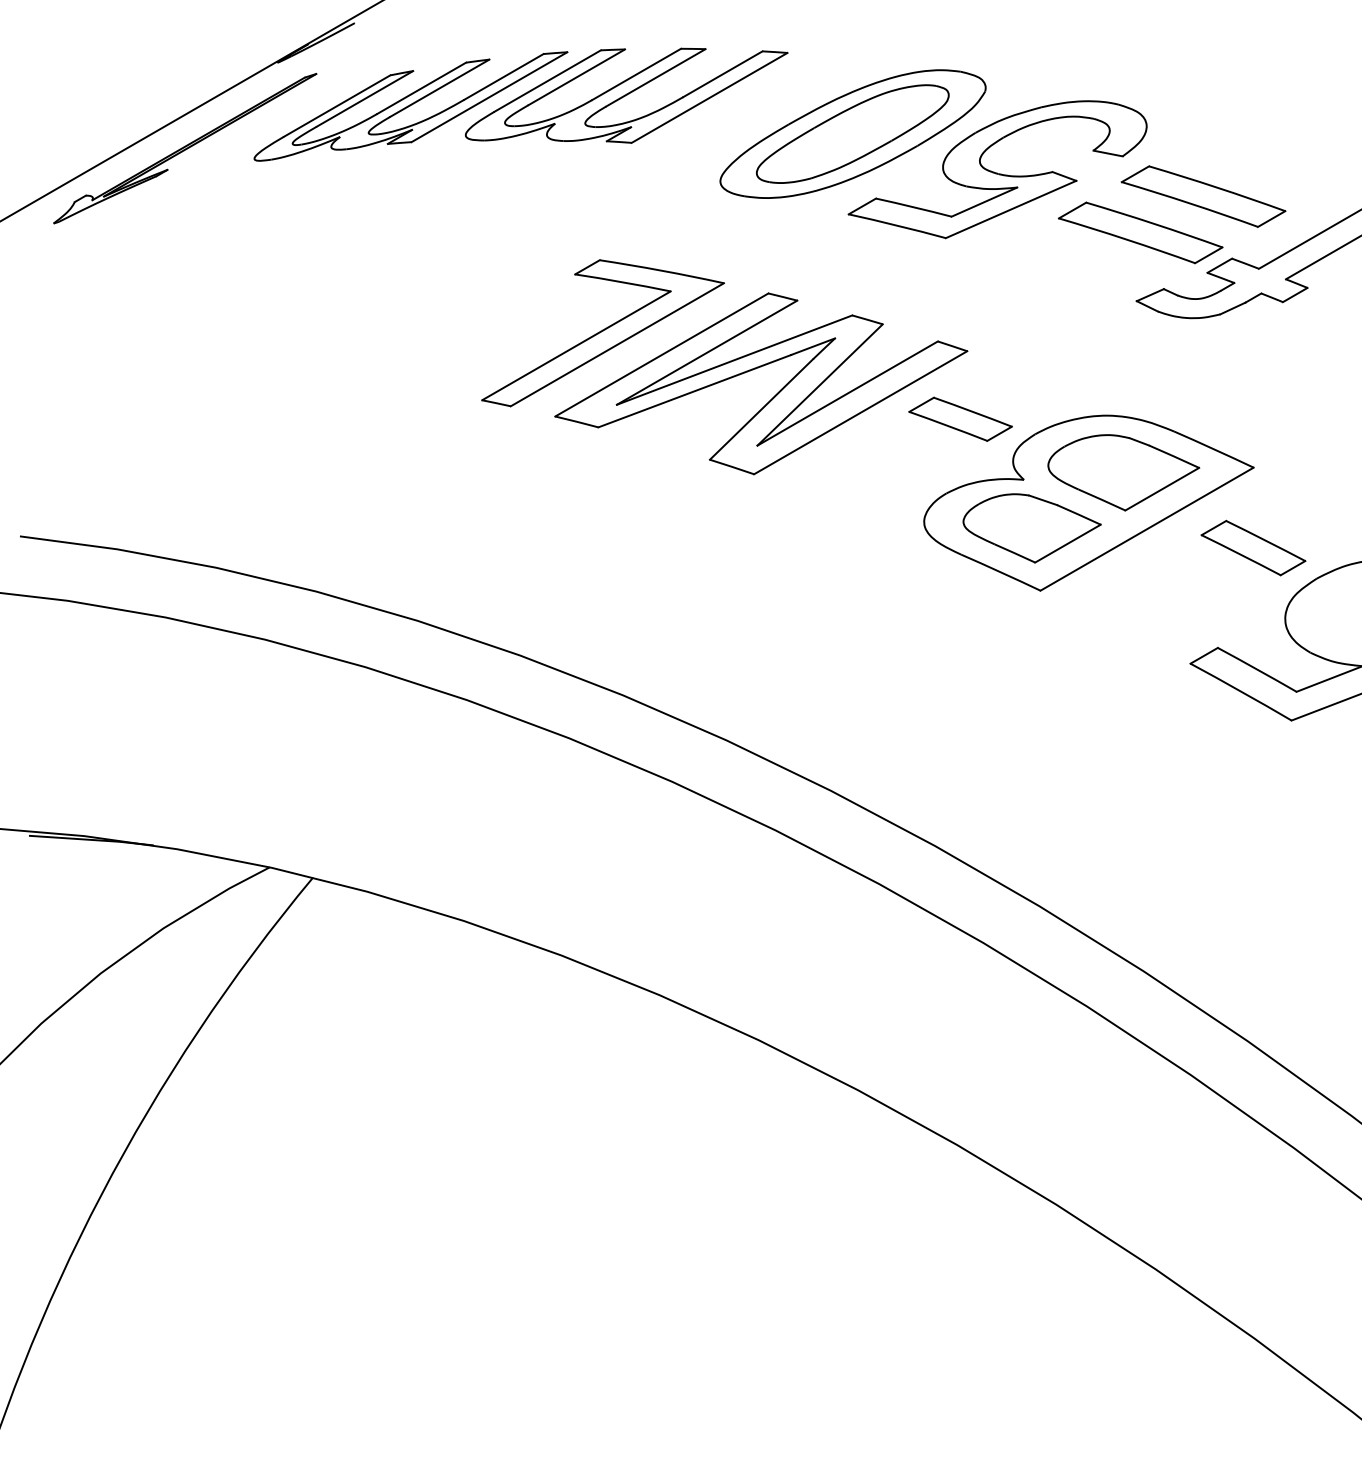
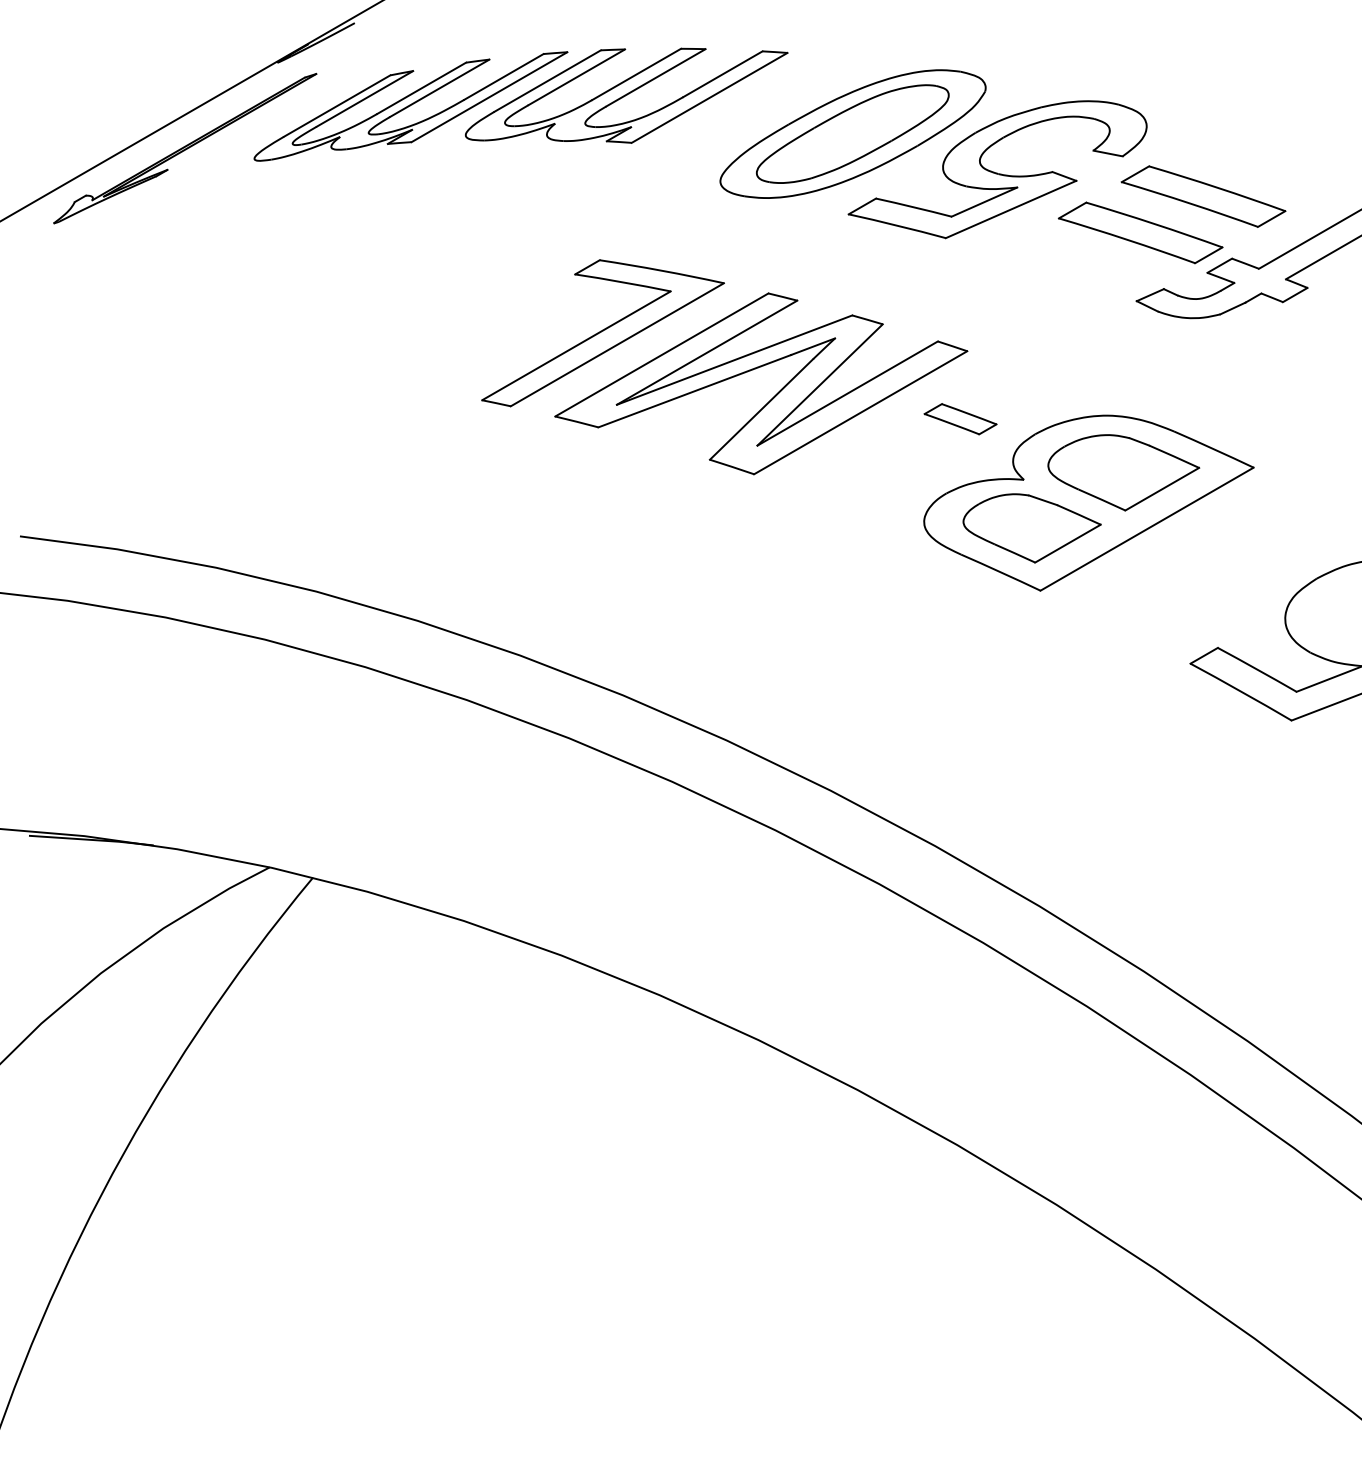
part size: 105x46 px -> 75x33 px (960, 419)
part: present -> none (1253, 547)
